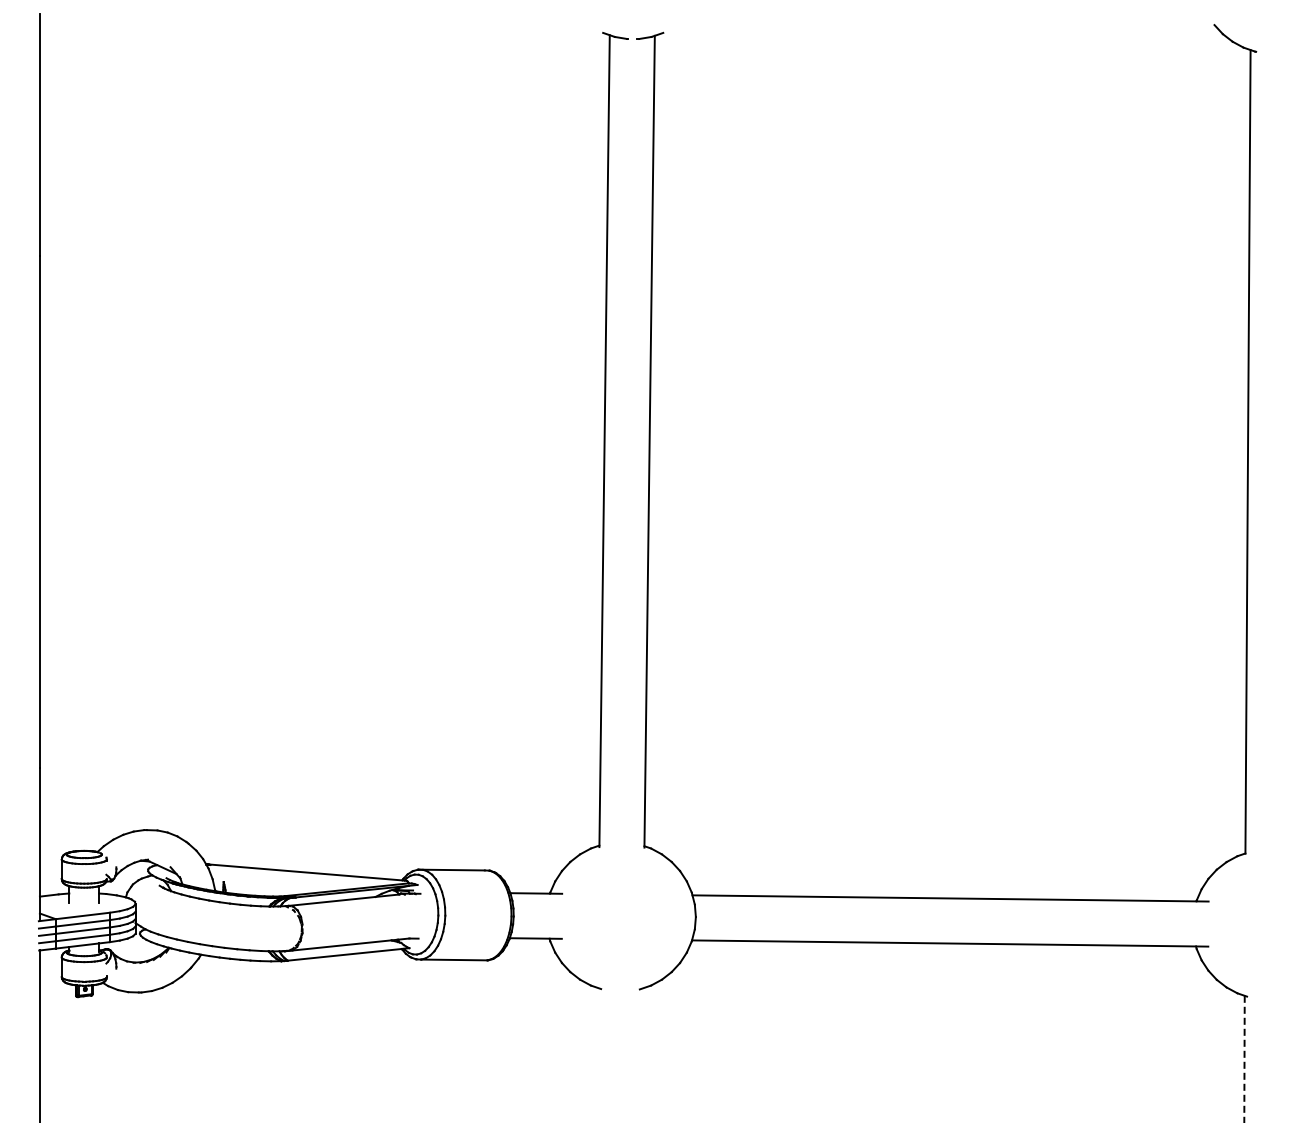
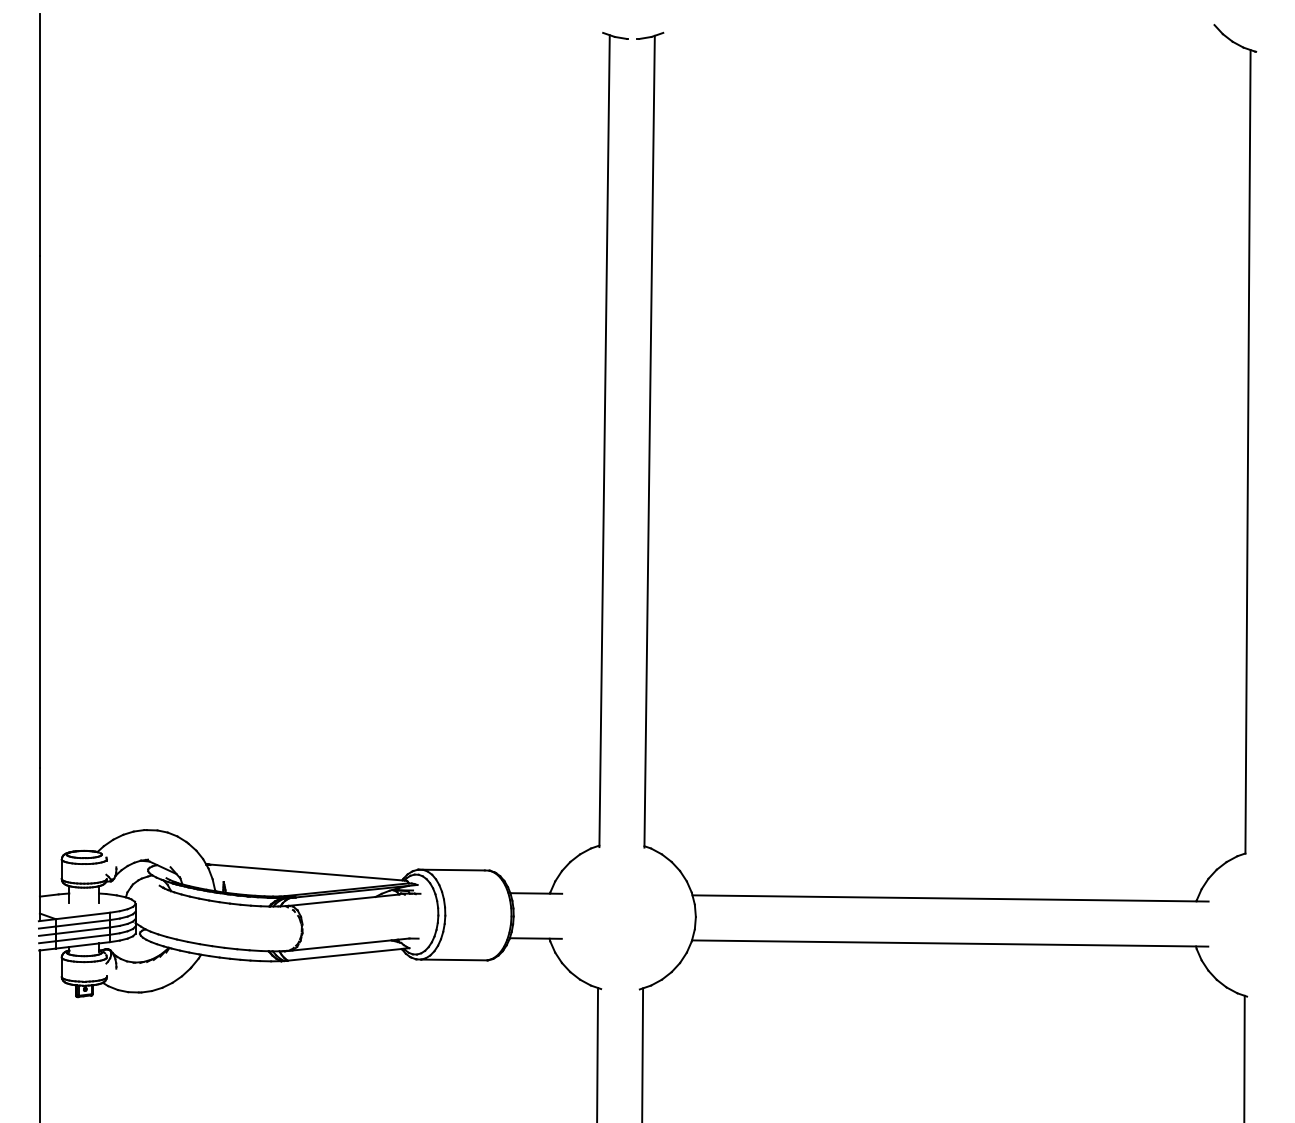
line: none -> present (597, 1053)
line: none -> present (642, 1053)
line: dashed -> solid (1244, 1059)
